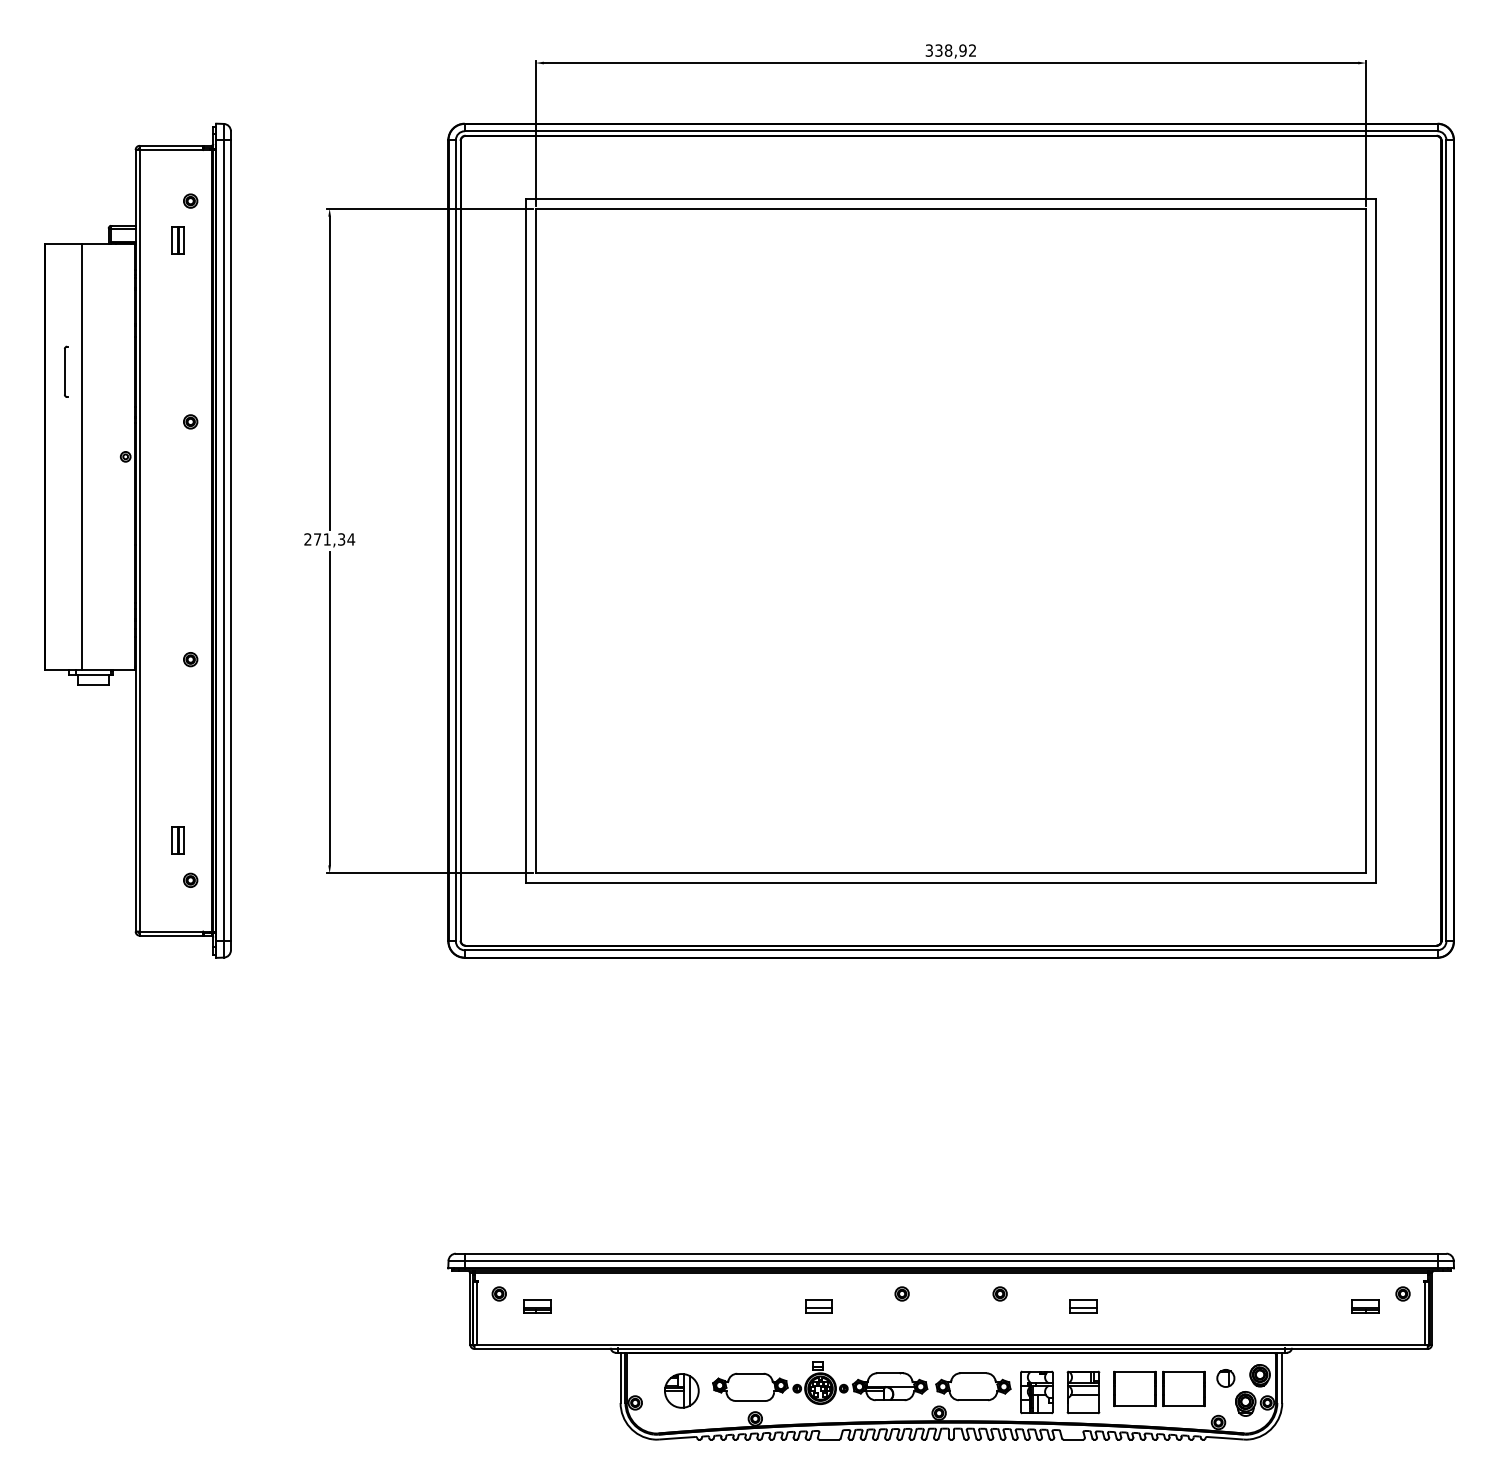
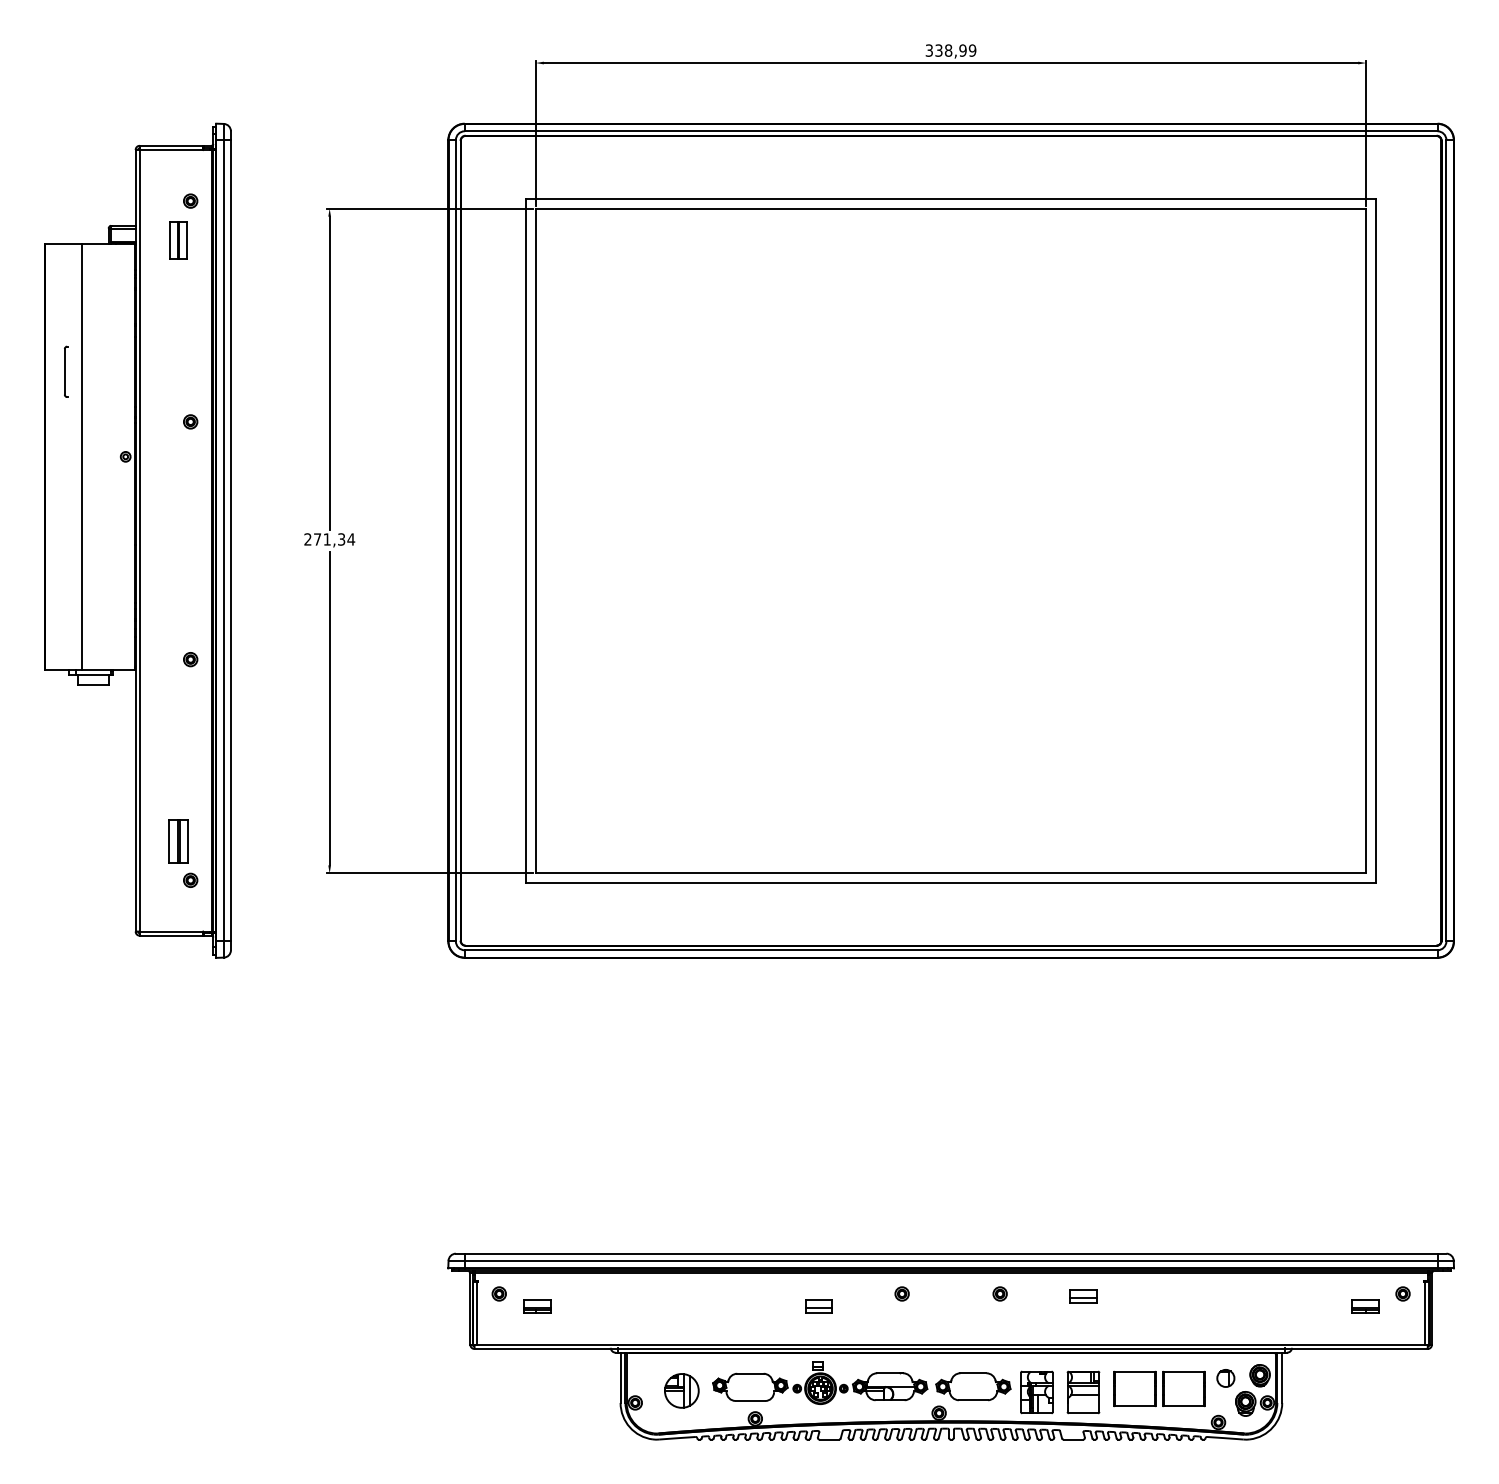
text: 338,92 -> 338,99 (972, 50)
part size: 14x29 px -> 19x39 px (178, 240)
part size: 14x29 px -> 21x45 px (178, 841)
part position: (1083, 1306) -> (1083, 1296) (1083, 1296)
